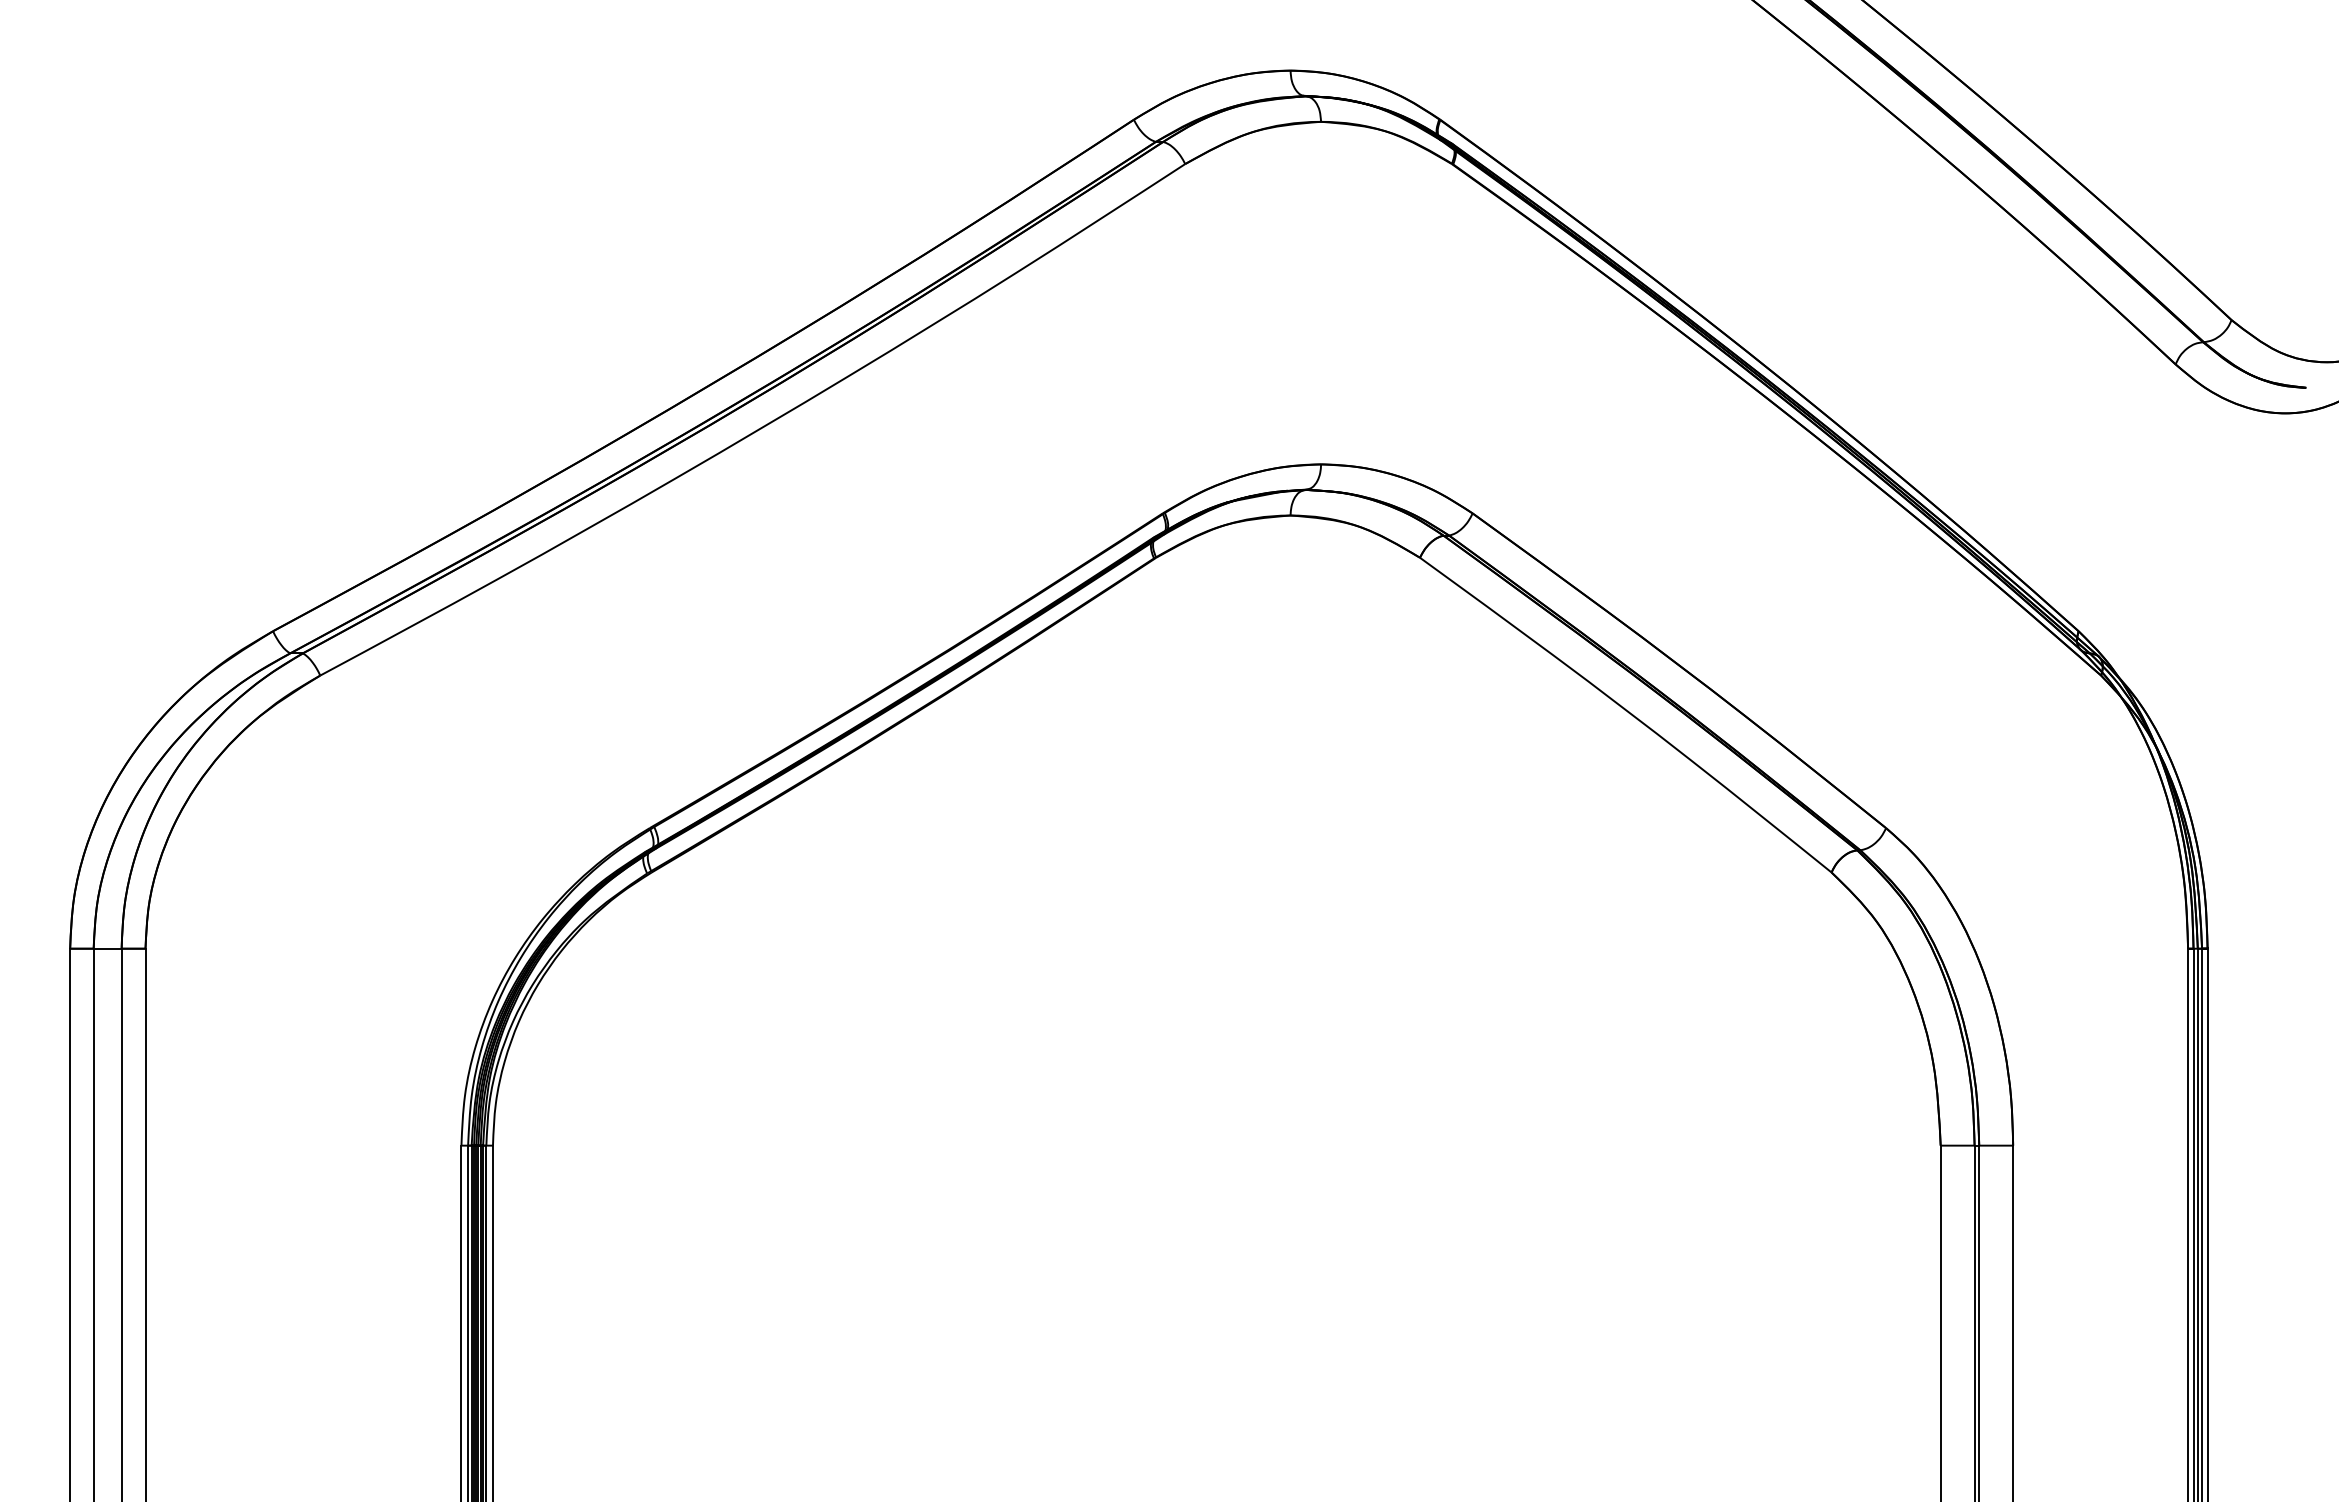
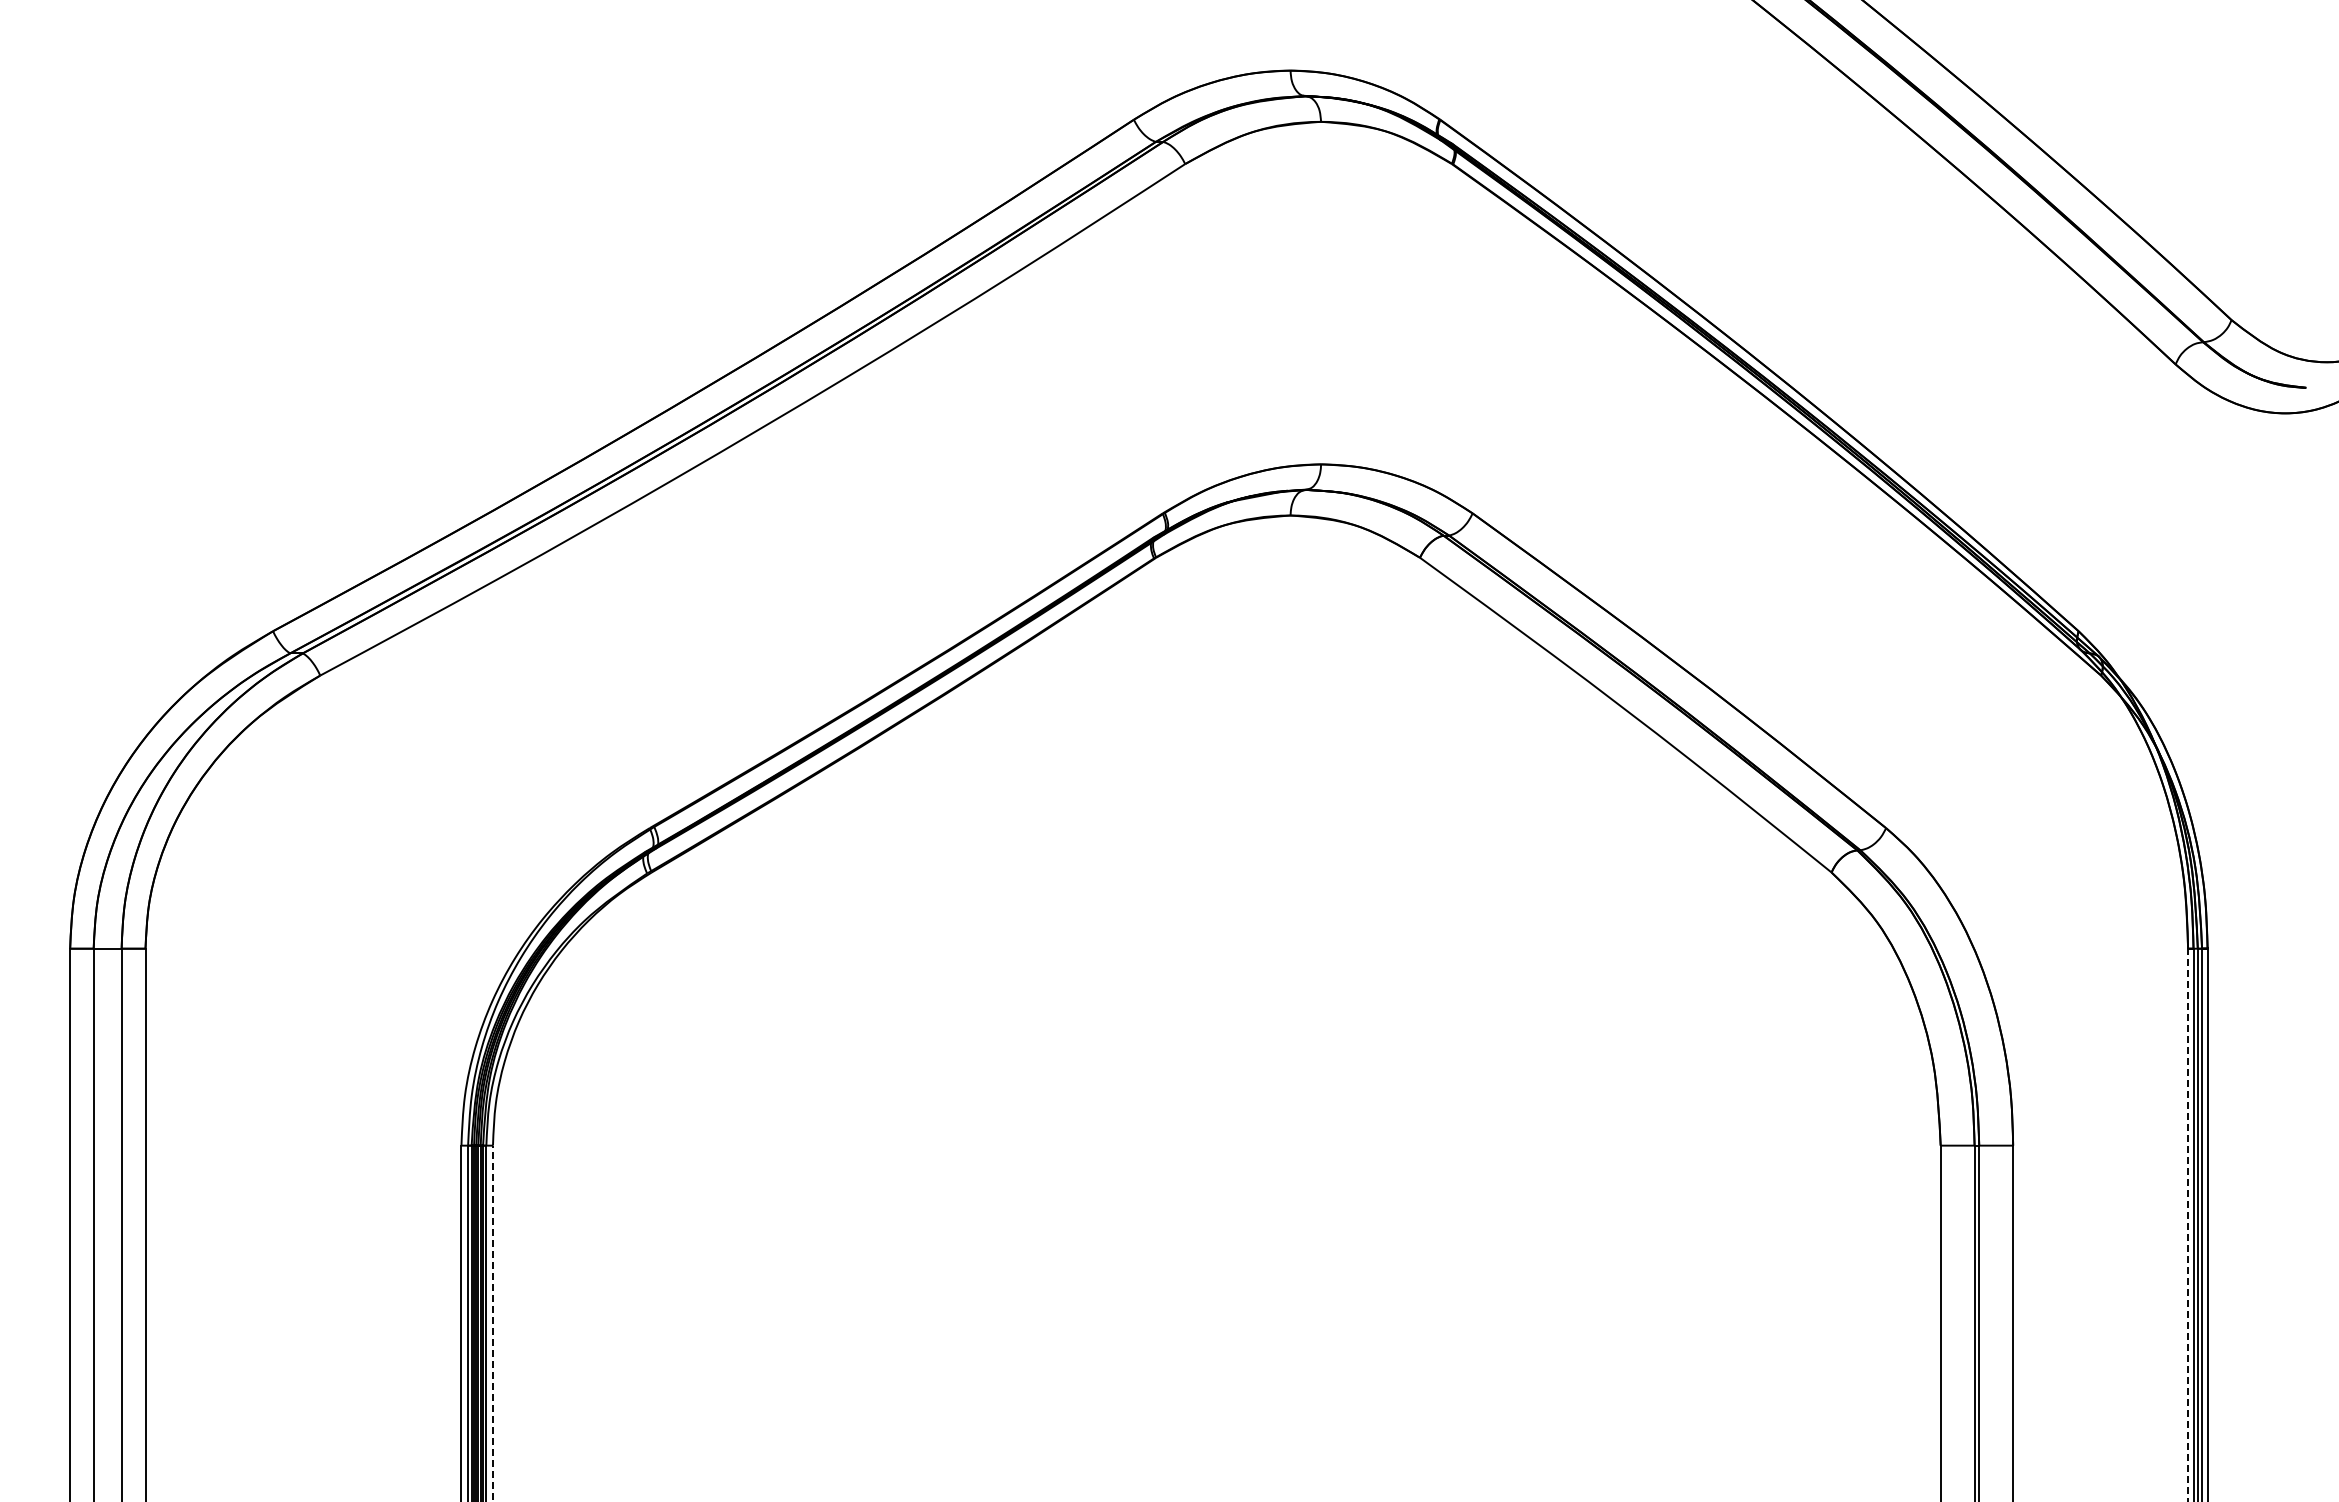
line: solid -> dashed (2188, 1225)
line: solid -> dashed (493, 1323)
